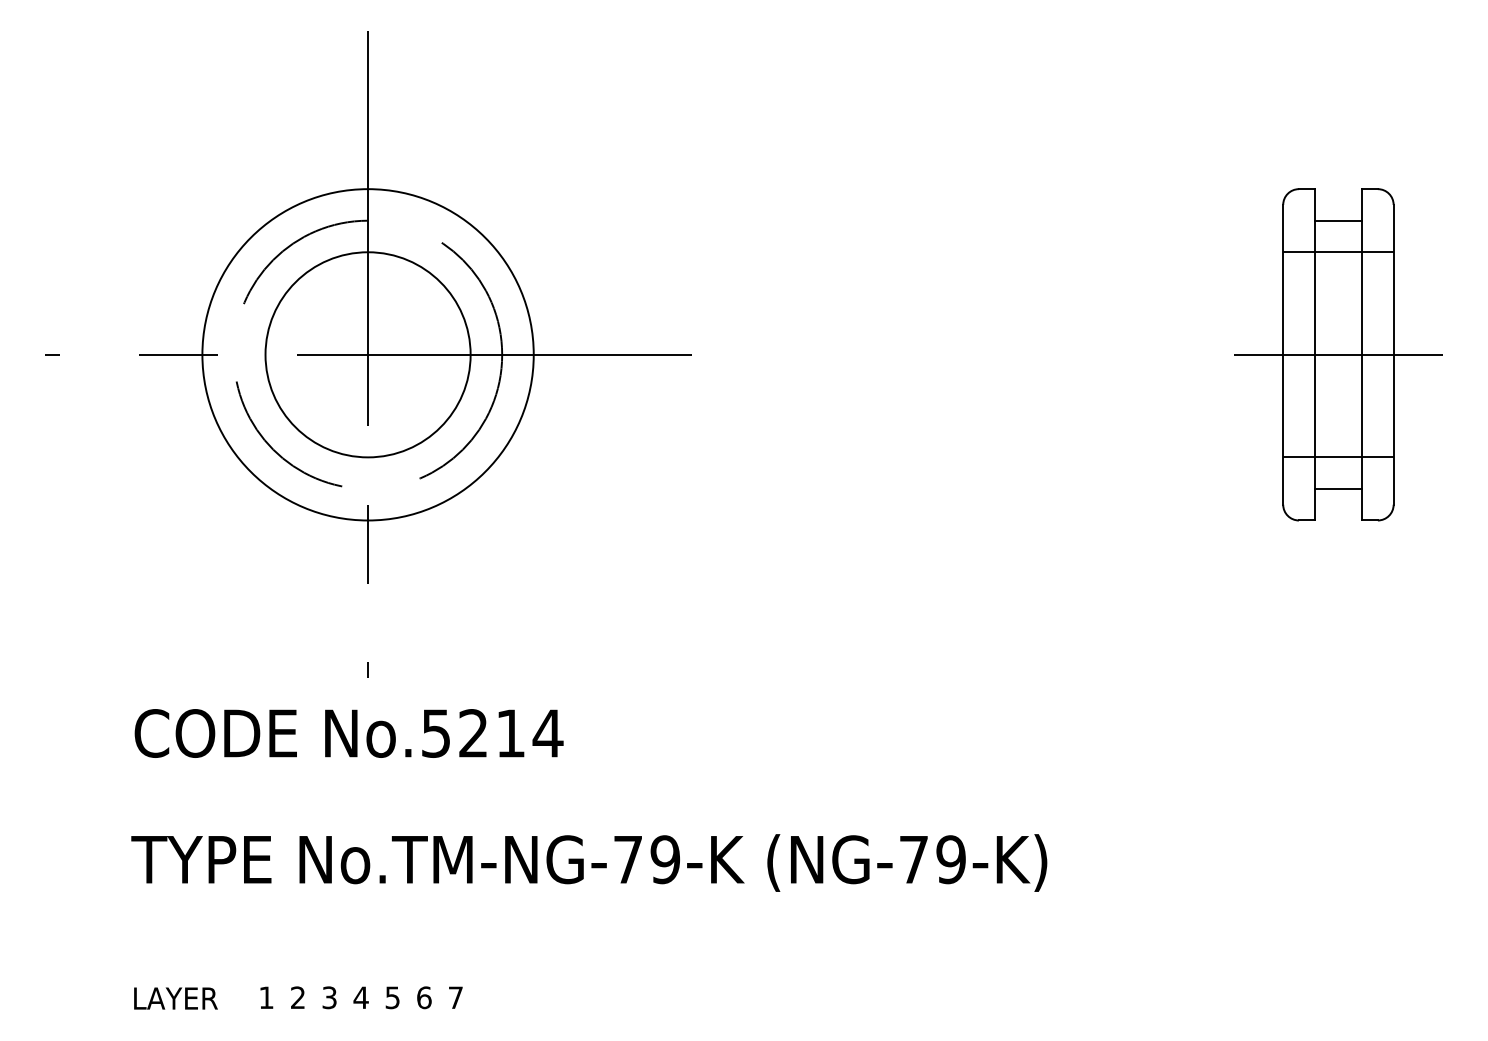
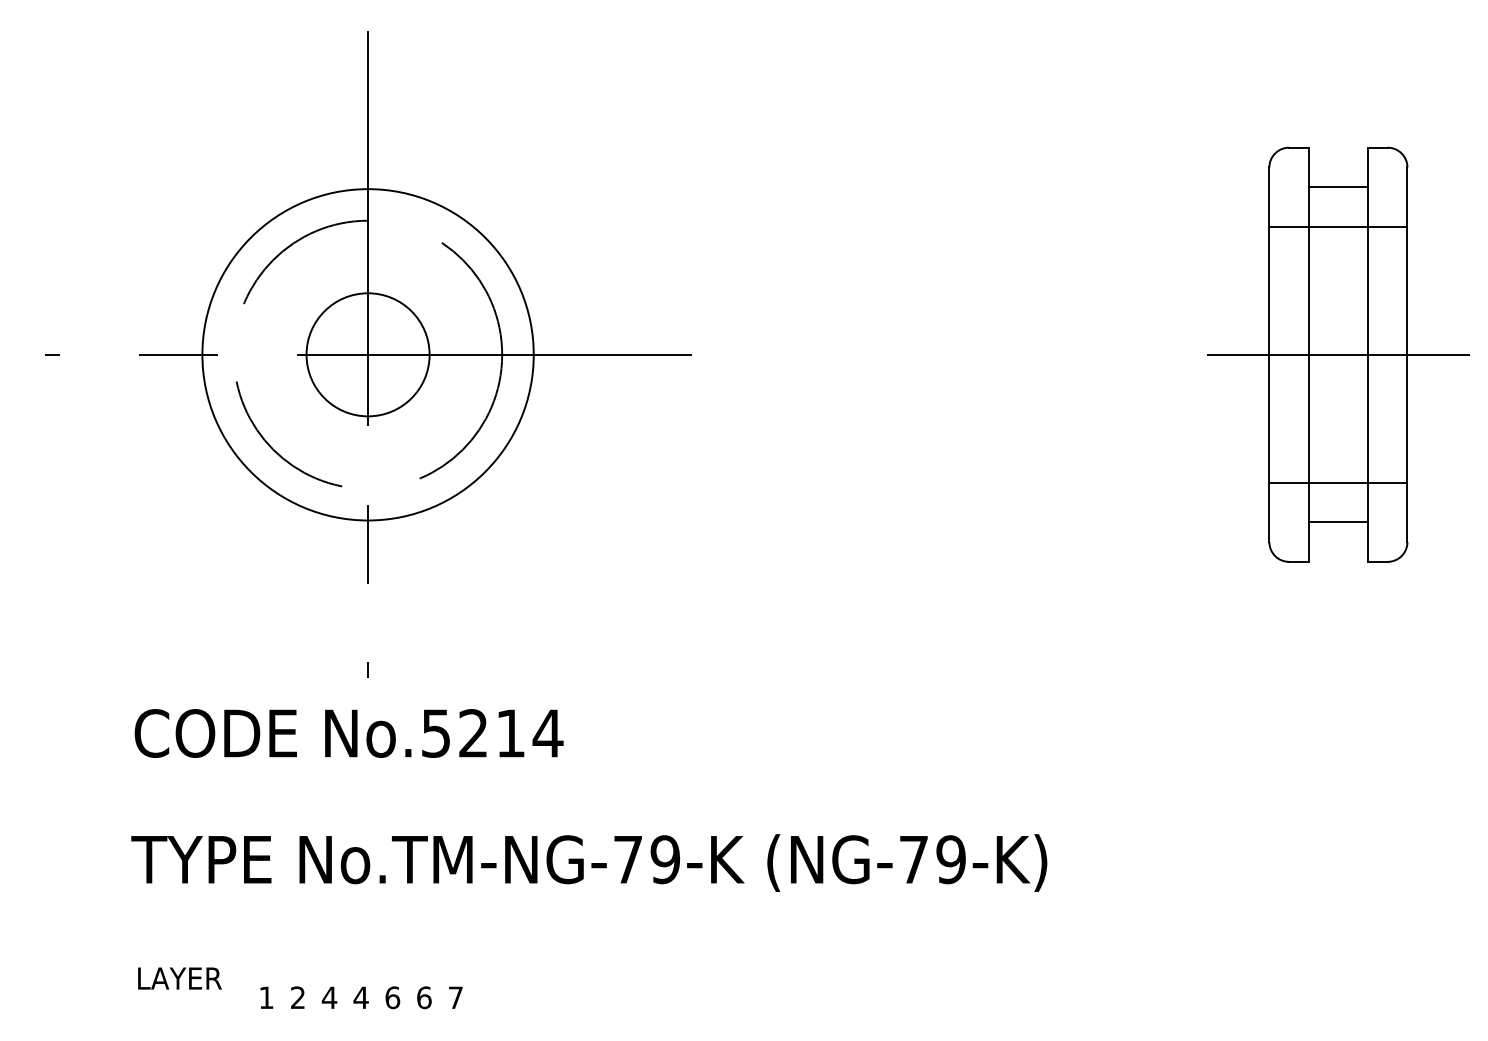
circle diameter: 205 px -> 123 px (367, 354)
part size: 209x334 px -> 263x417 px (1338, 354)
text: 3 -> 4 (329, 997)
text: 5 -> 6 (392, 997)
text position: (175, 998) -> (179, 978) (179, 978)
